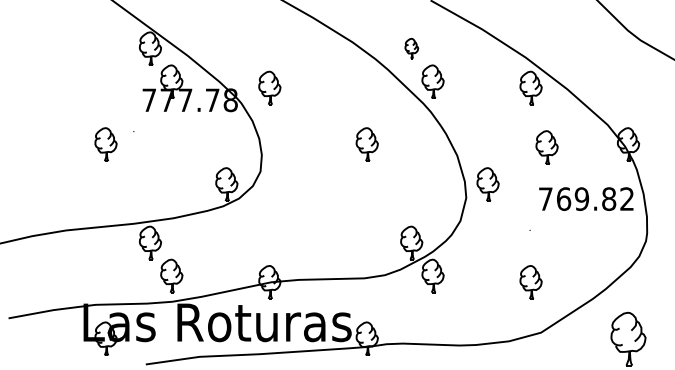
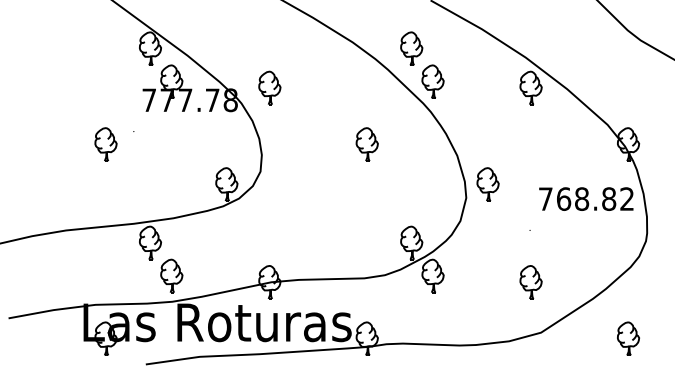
part size: 16x23 px -> 24x35 px (411, 48)
part: present -> none (546, 147)
text: 769.82 -> 768.82 (581, 198)
part size: 37x56 px -> 23x35 px (628, 338)
